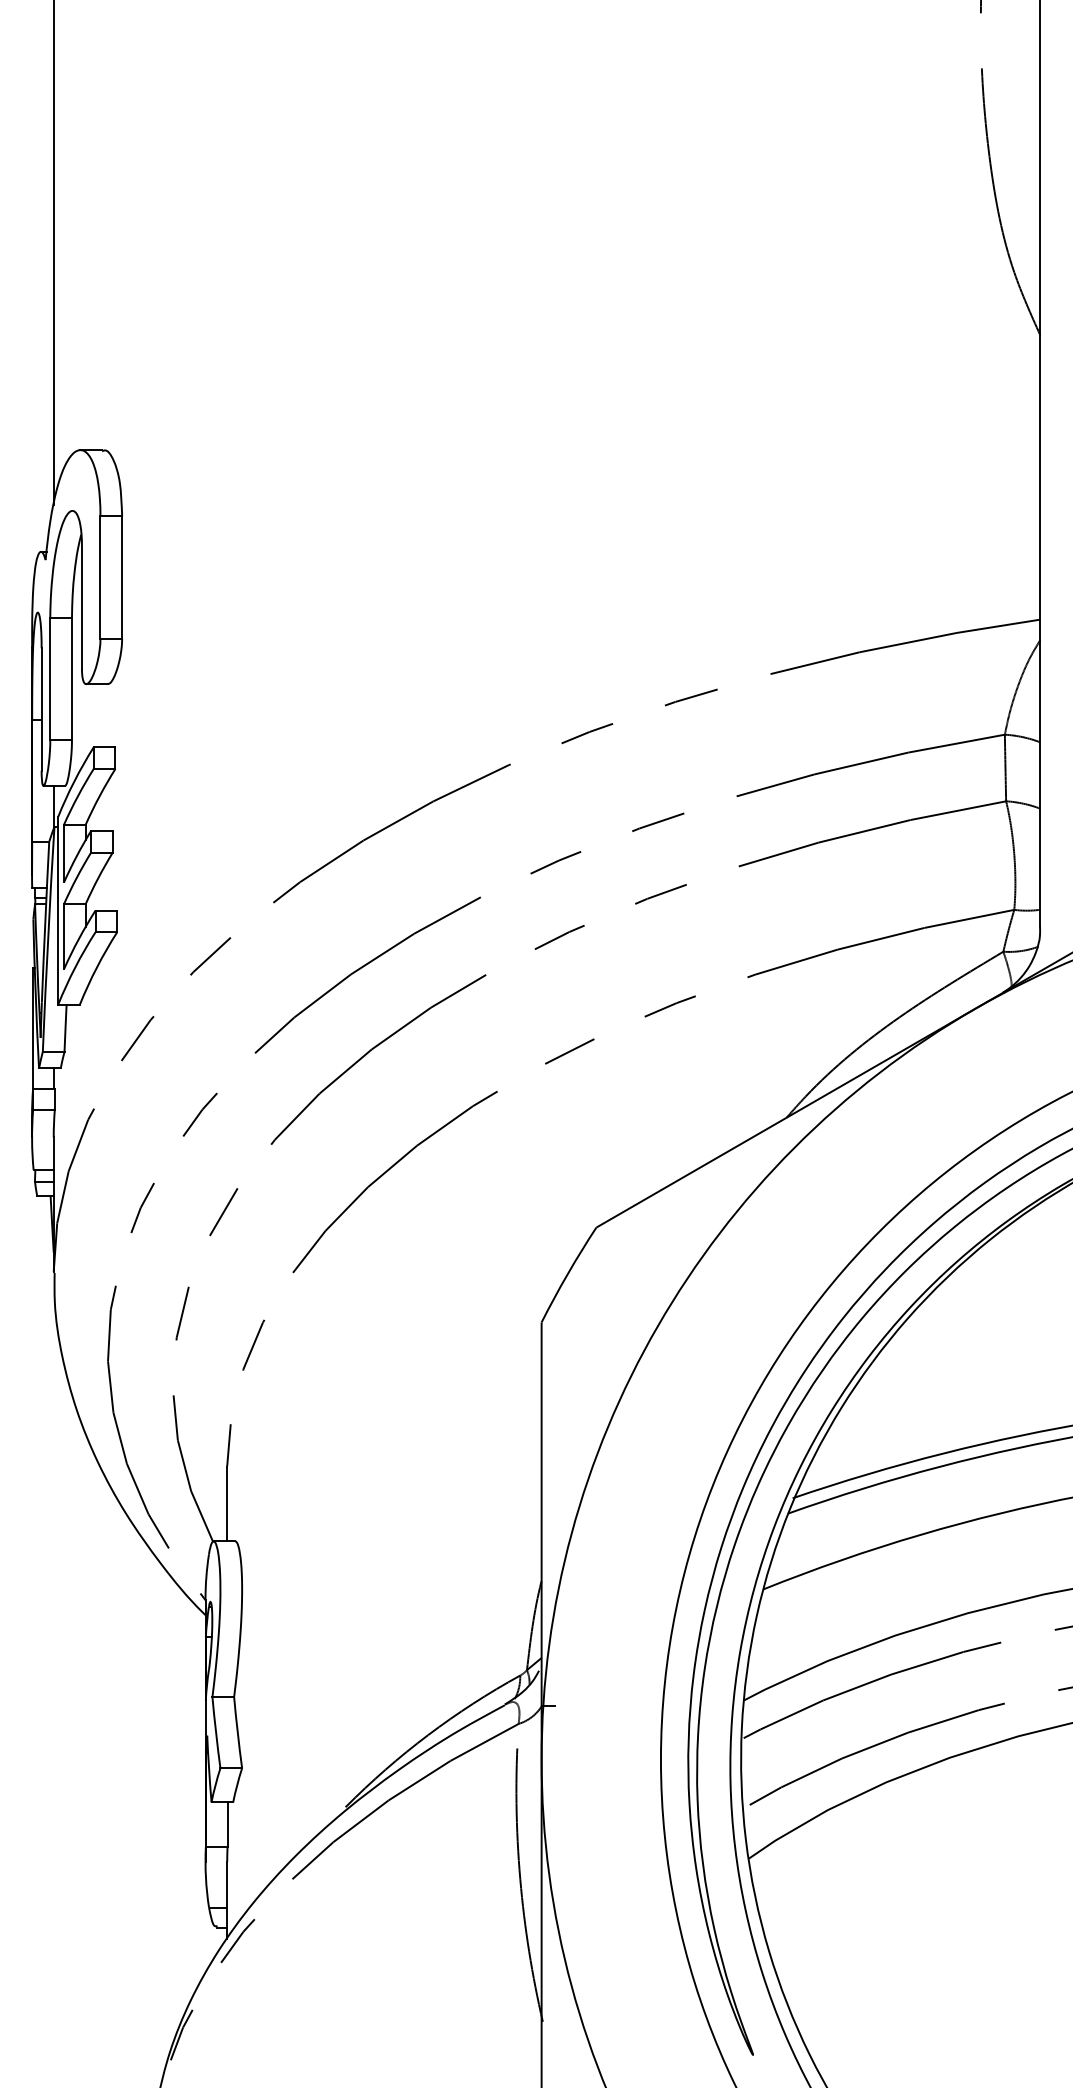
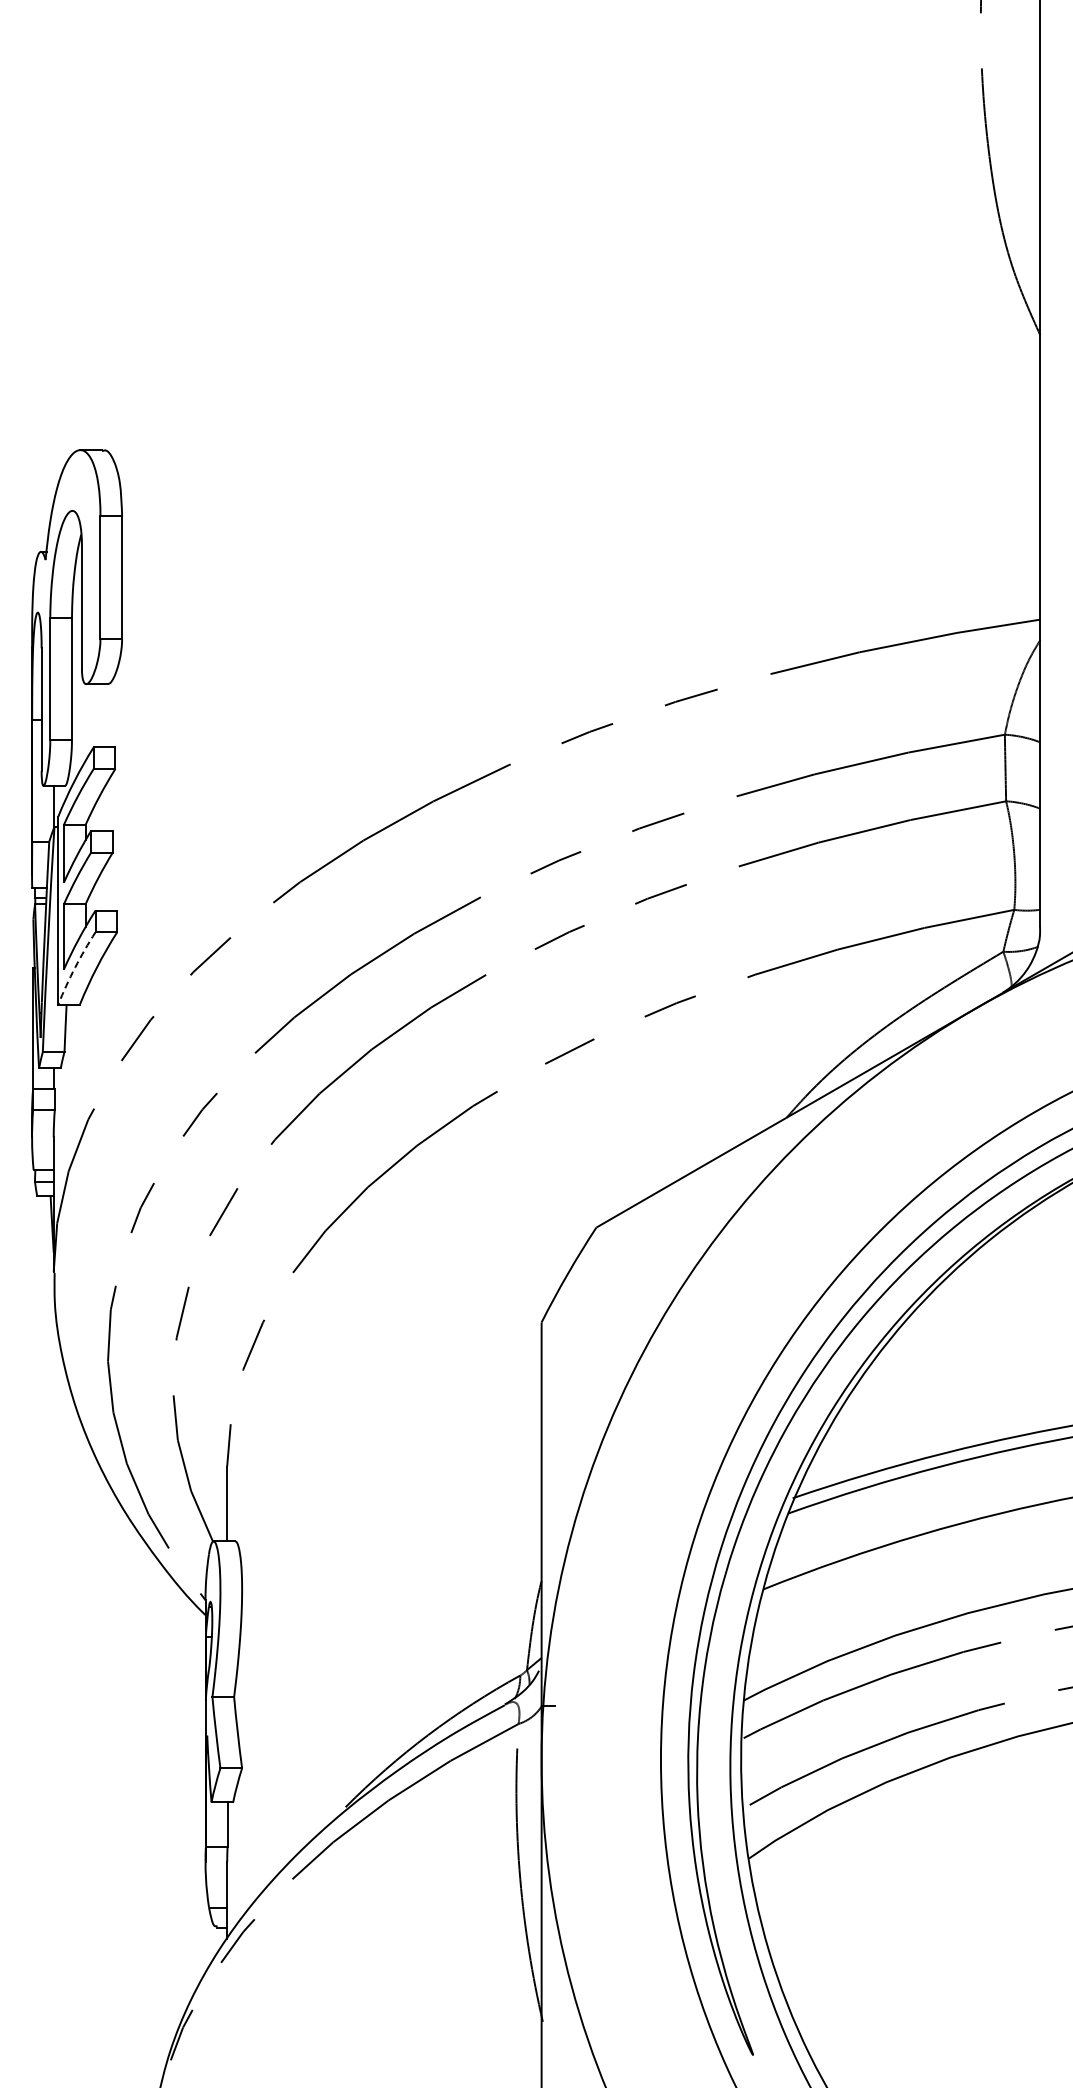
line: present -> none (53, 253)
arc: solid -> dashed (75, 967)
